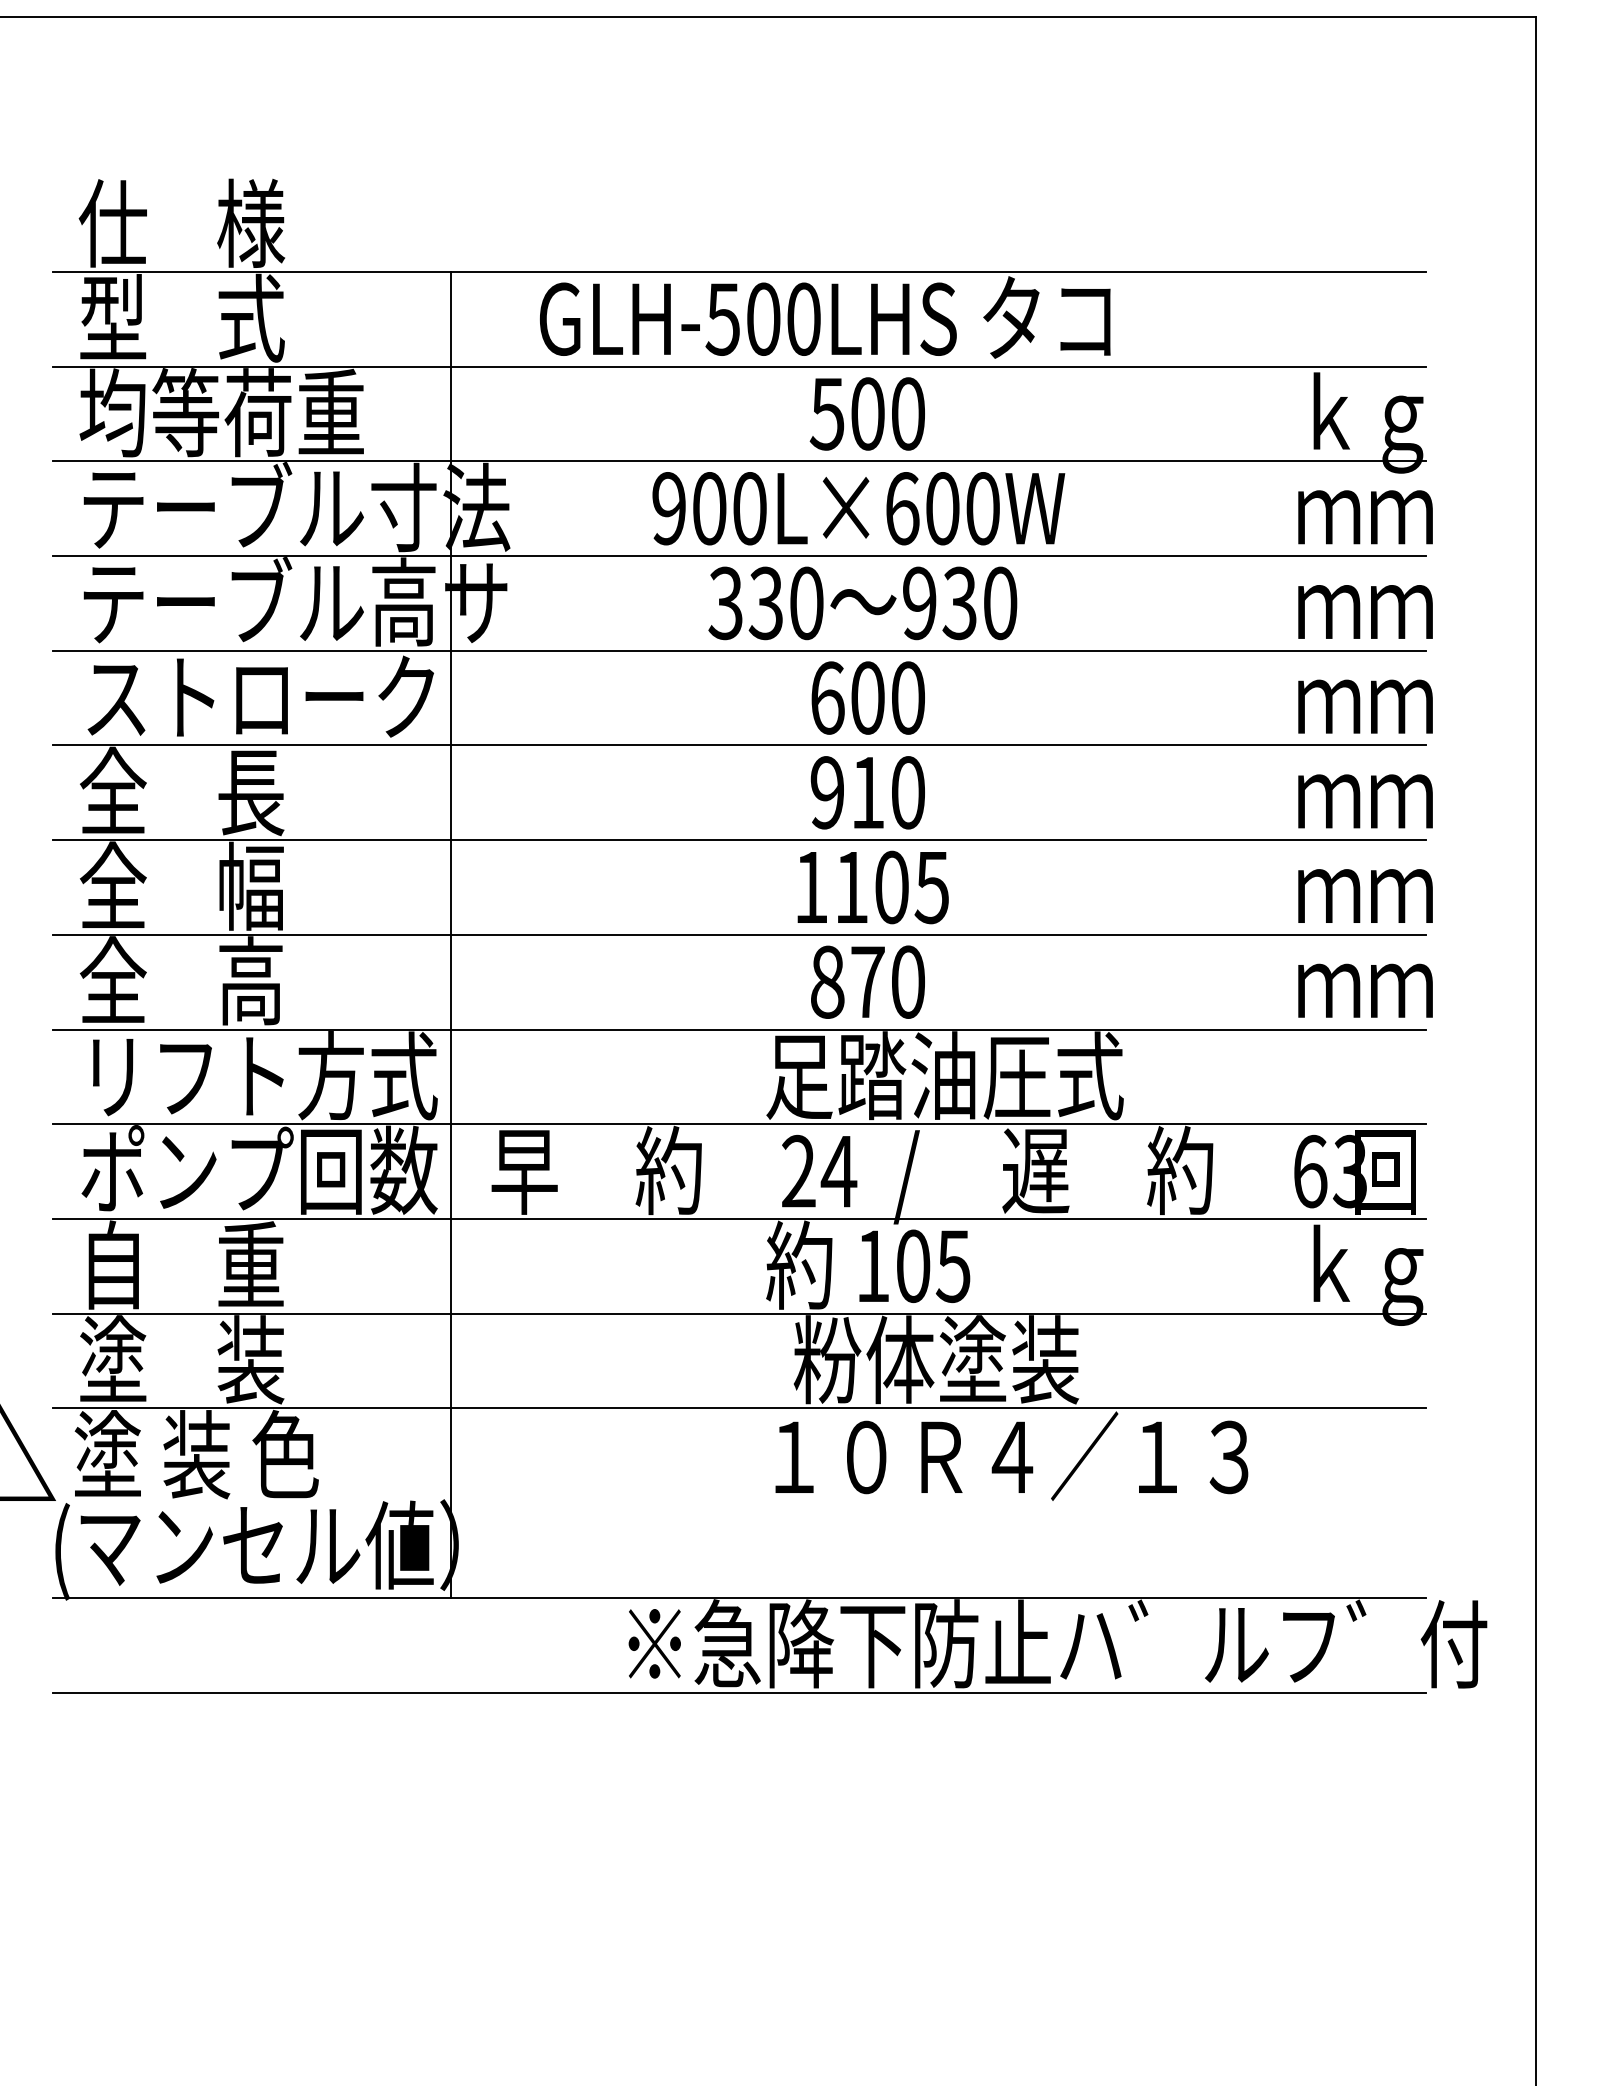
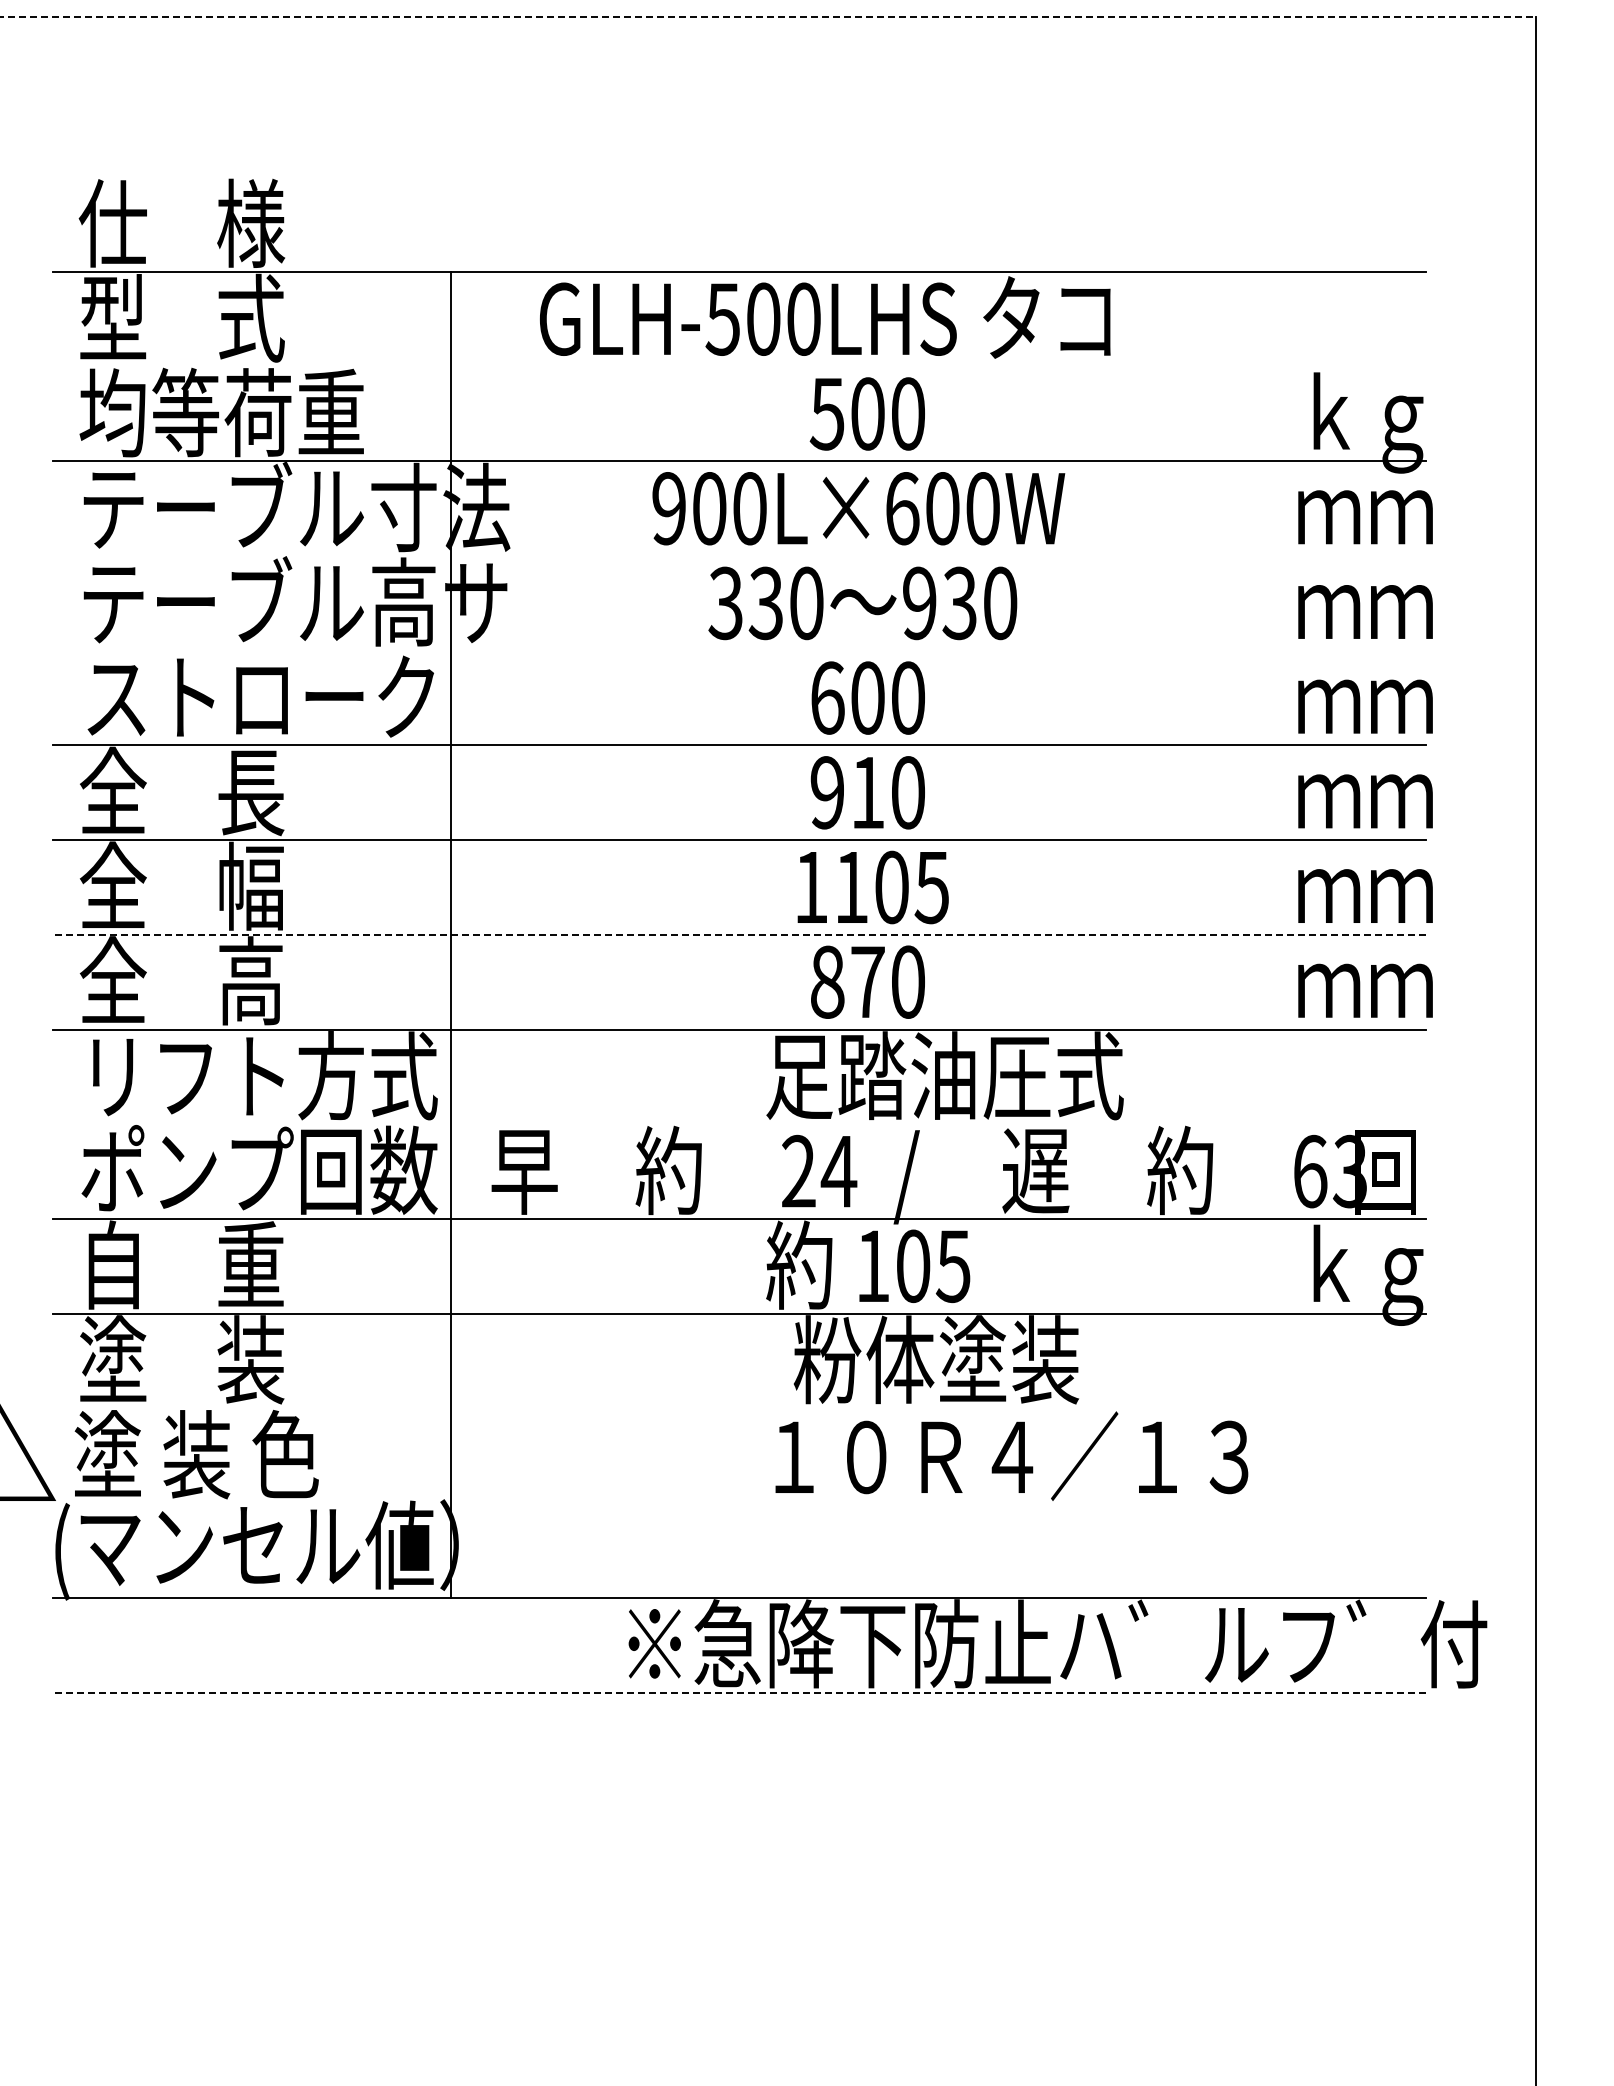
line: solid -> dashed (768, 16)
line: present -> none (739, 366)
line: present -> none (739, 556)
line: present -> none (739, 650)
line: solid -> dashed (739, 934)
line: present -> none (739, 1124)
line: present -> none (739, 1408)
line: solid -> dashed (739, 1692)
